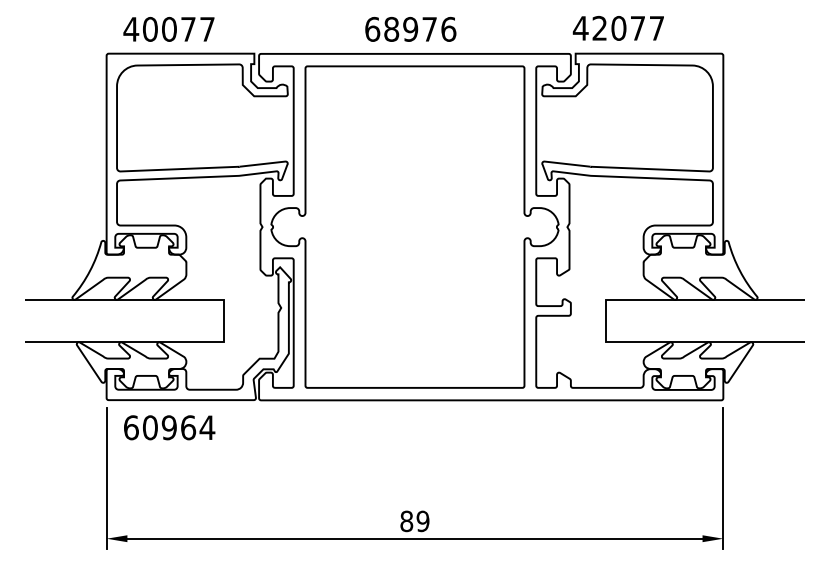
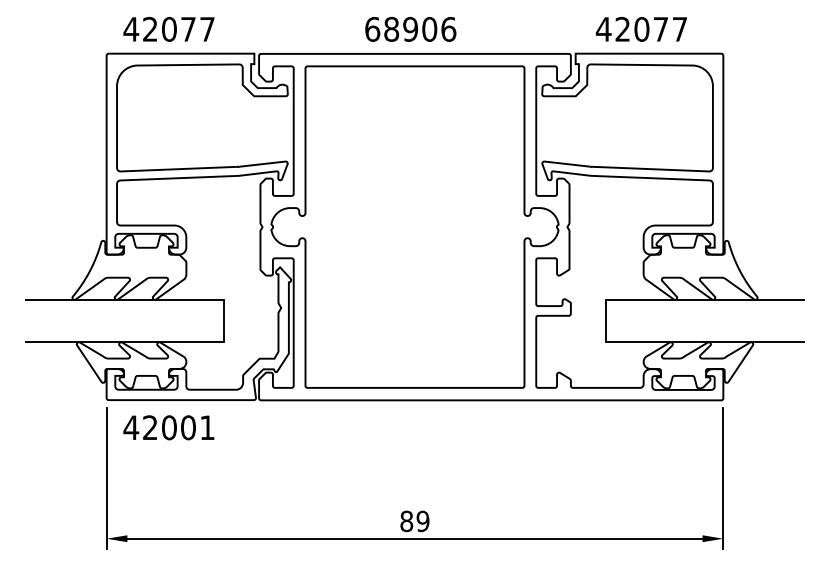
text: 68976 -> 68906 (429, 28)
text position: (617, 28) -> (640, 29) (640, 29)
text: 40077 -> 42077 (150, 29)
text: 60964 -> 42001 (169, 427)
